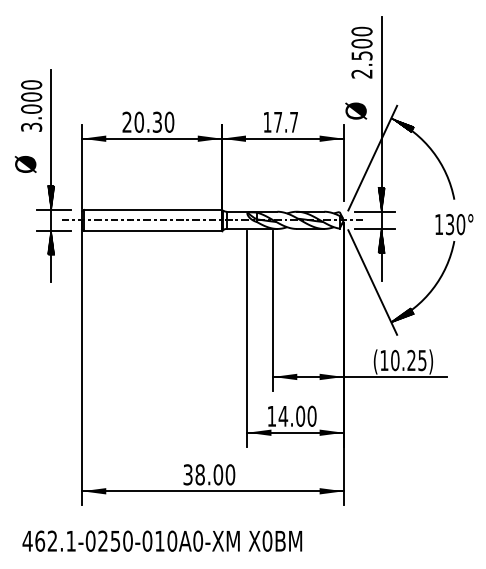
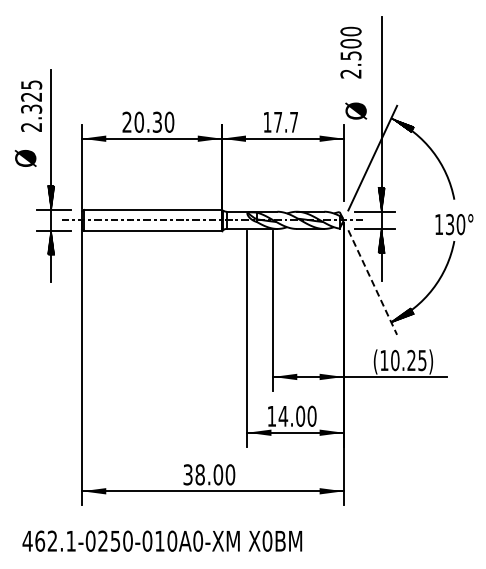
text position: (361, 52) -> (350, 52) (350, 52)
text: 3.000 -> 2.325 (31, 105)
text position: (25, 164) -> (25, 158) (25, 158)
line: solid -> dashed (372, 282)
